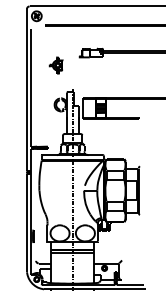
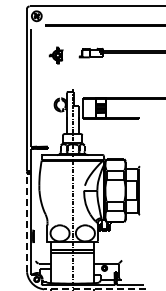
part position: (55, 65) -> (55, 55) (55, 55)
line: solid -> dashed (26, 222)
line: solid -> dashed (95, 289)
